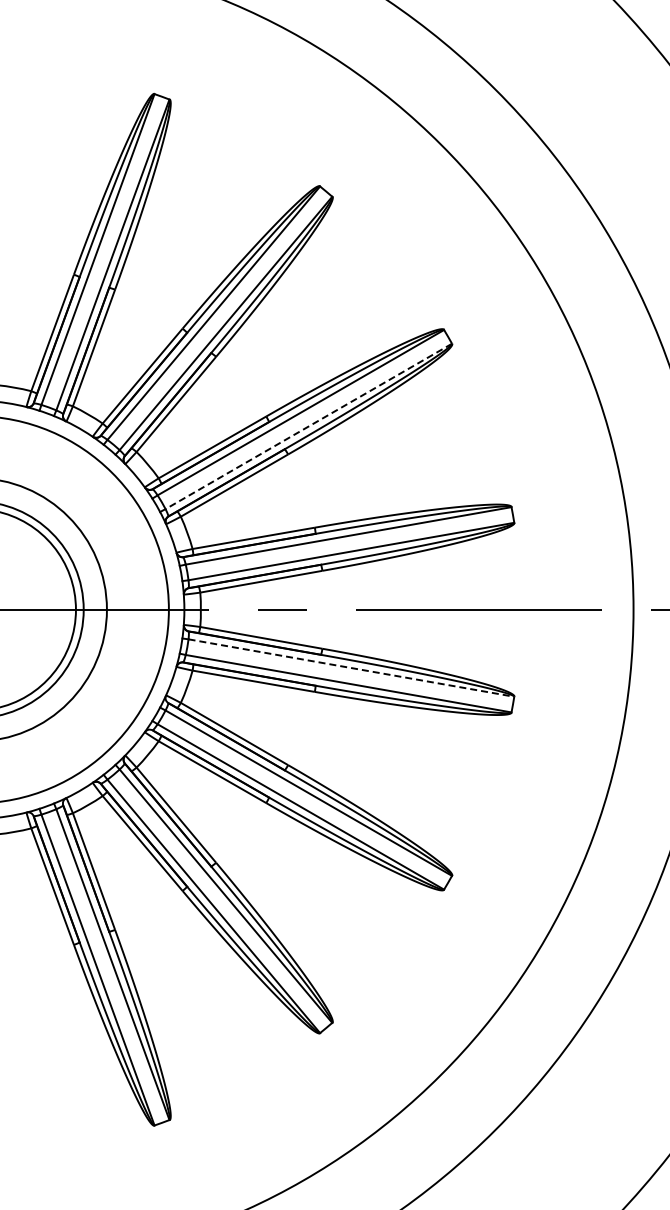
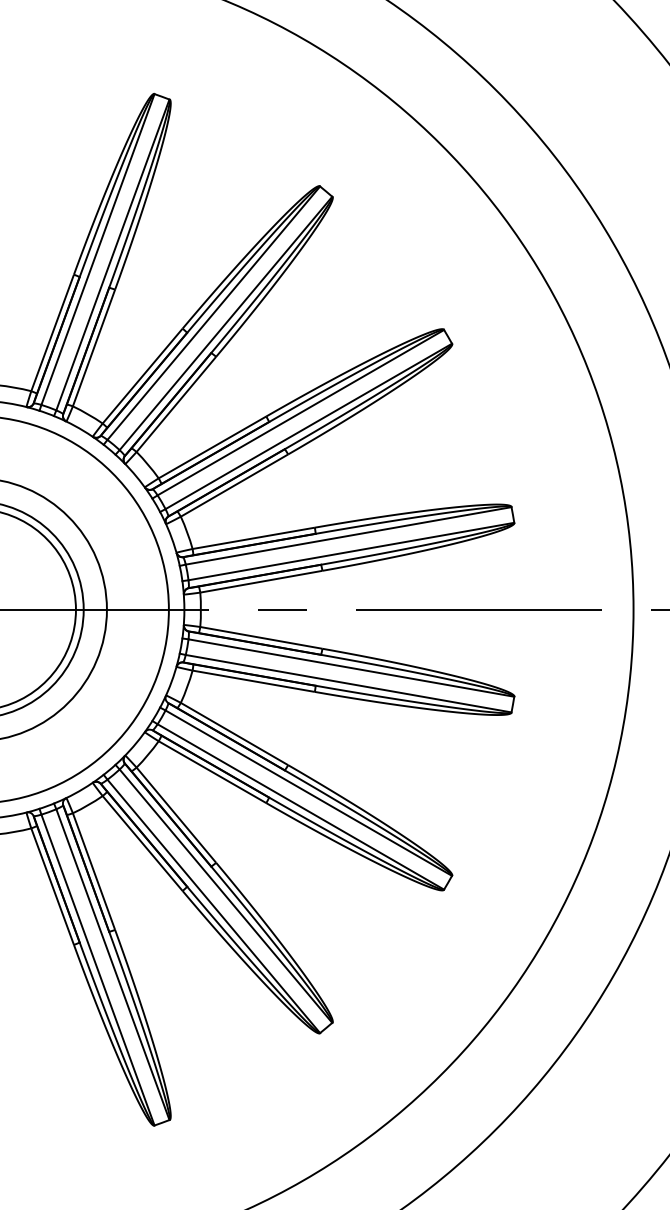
line: dashed -> solid (308, 426)
line: dashed -> solid (351, 668)
